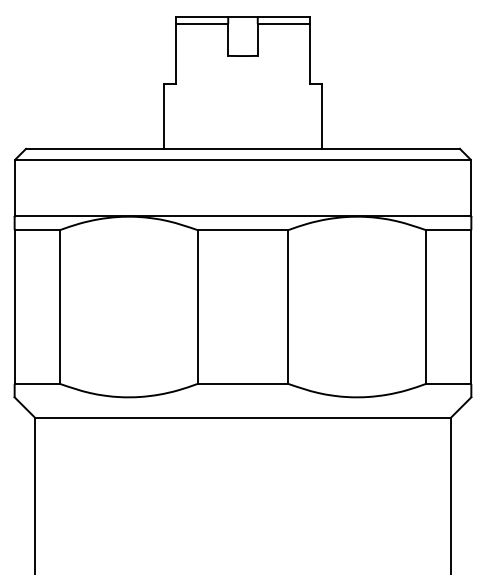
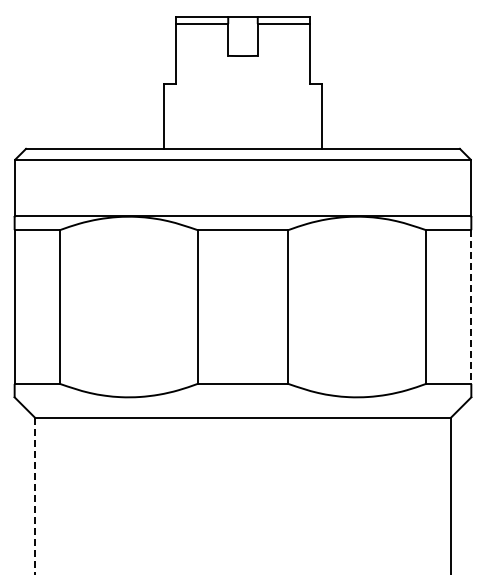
line: solid -> dashed (471, 307)
line: solid -> dashed (34, 496)
